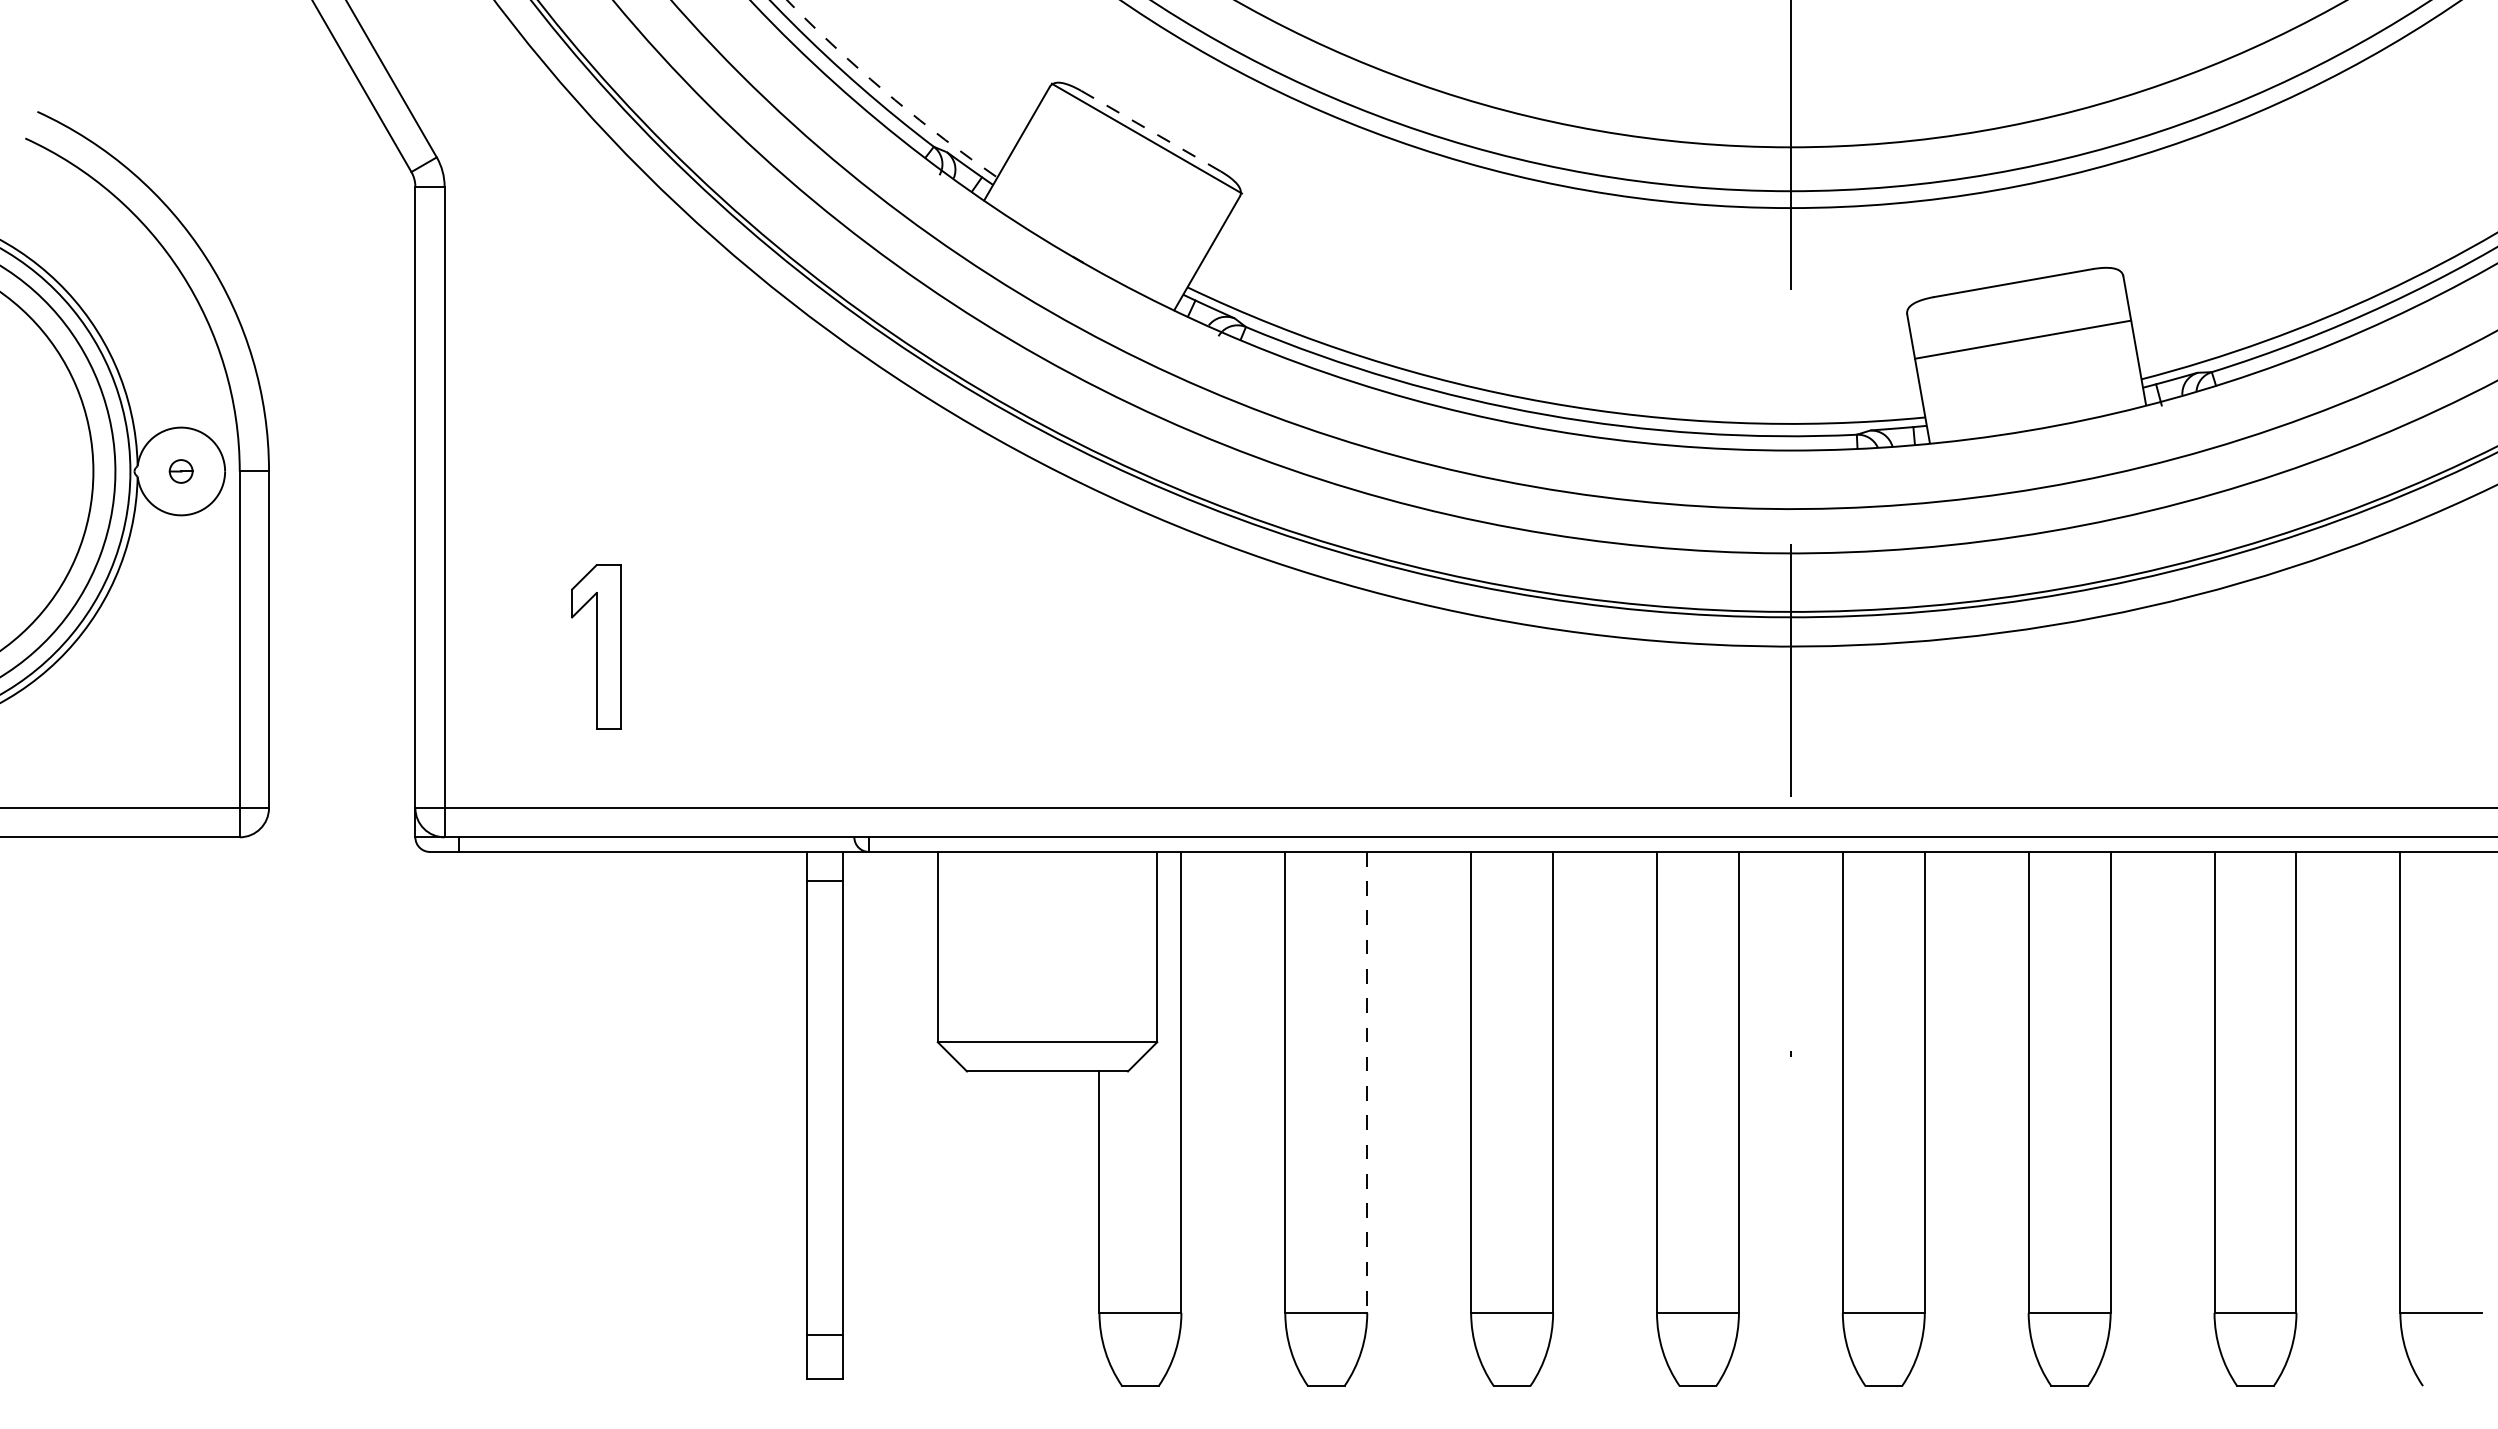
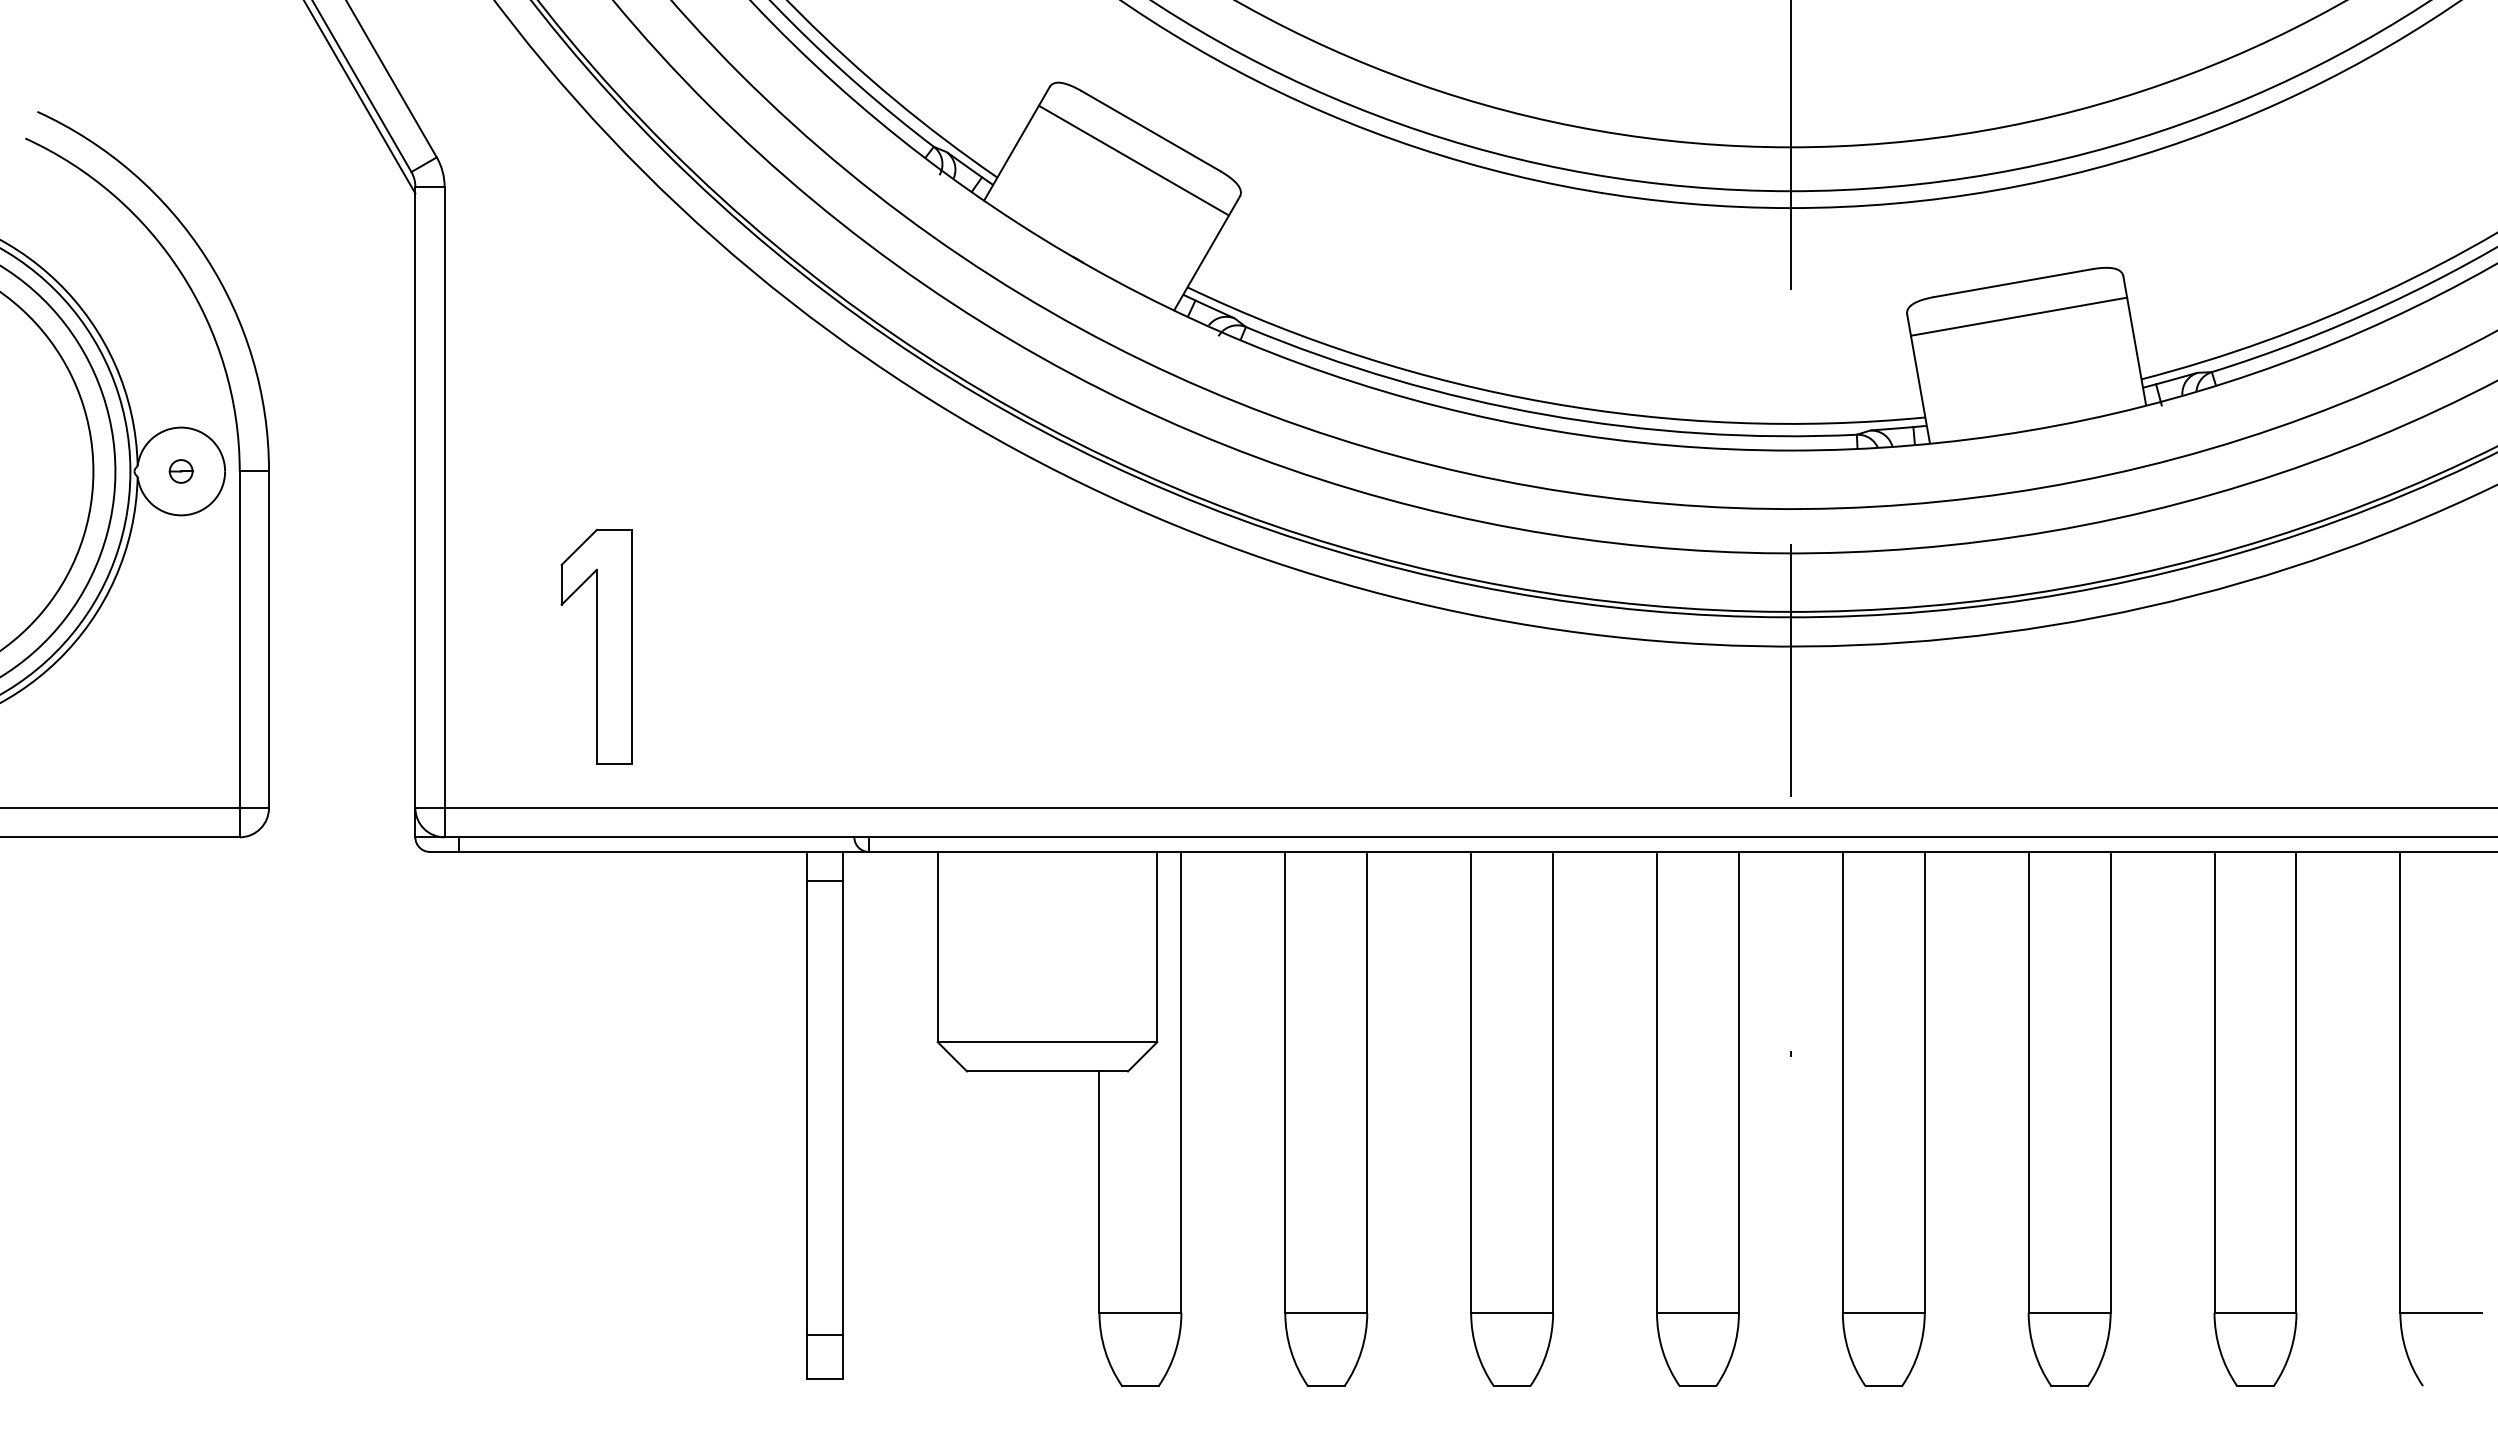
arc: dashed -> solid (888, 94)
line: none -> present (360, 97)
line: dashed -> solid (1150, 130)
line position: (1146, 138) -> (1133, 160) (1133, 160)
line position: (2022, 339) -> (2018, 316) (2018, 316)
part size: 51x166 px -> 73x236 px (596, 646)
line: dashed -> solid (1367, 1082)
